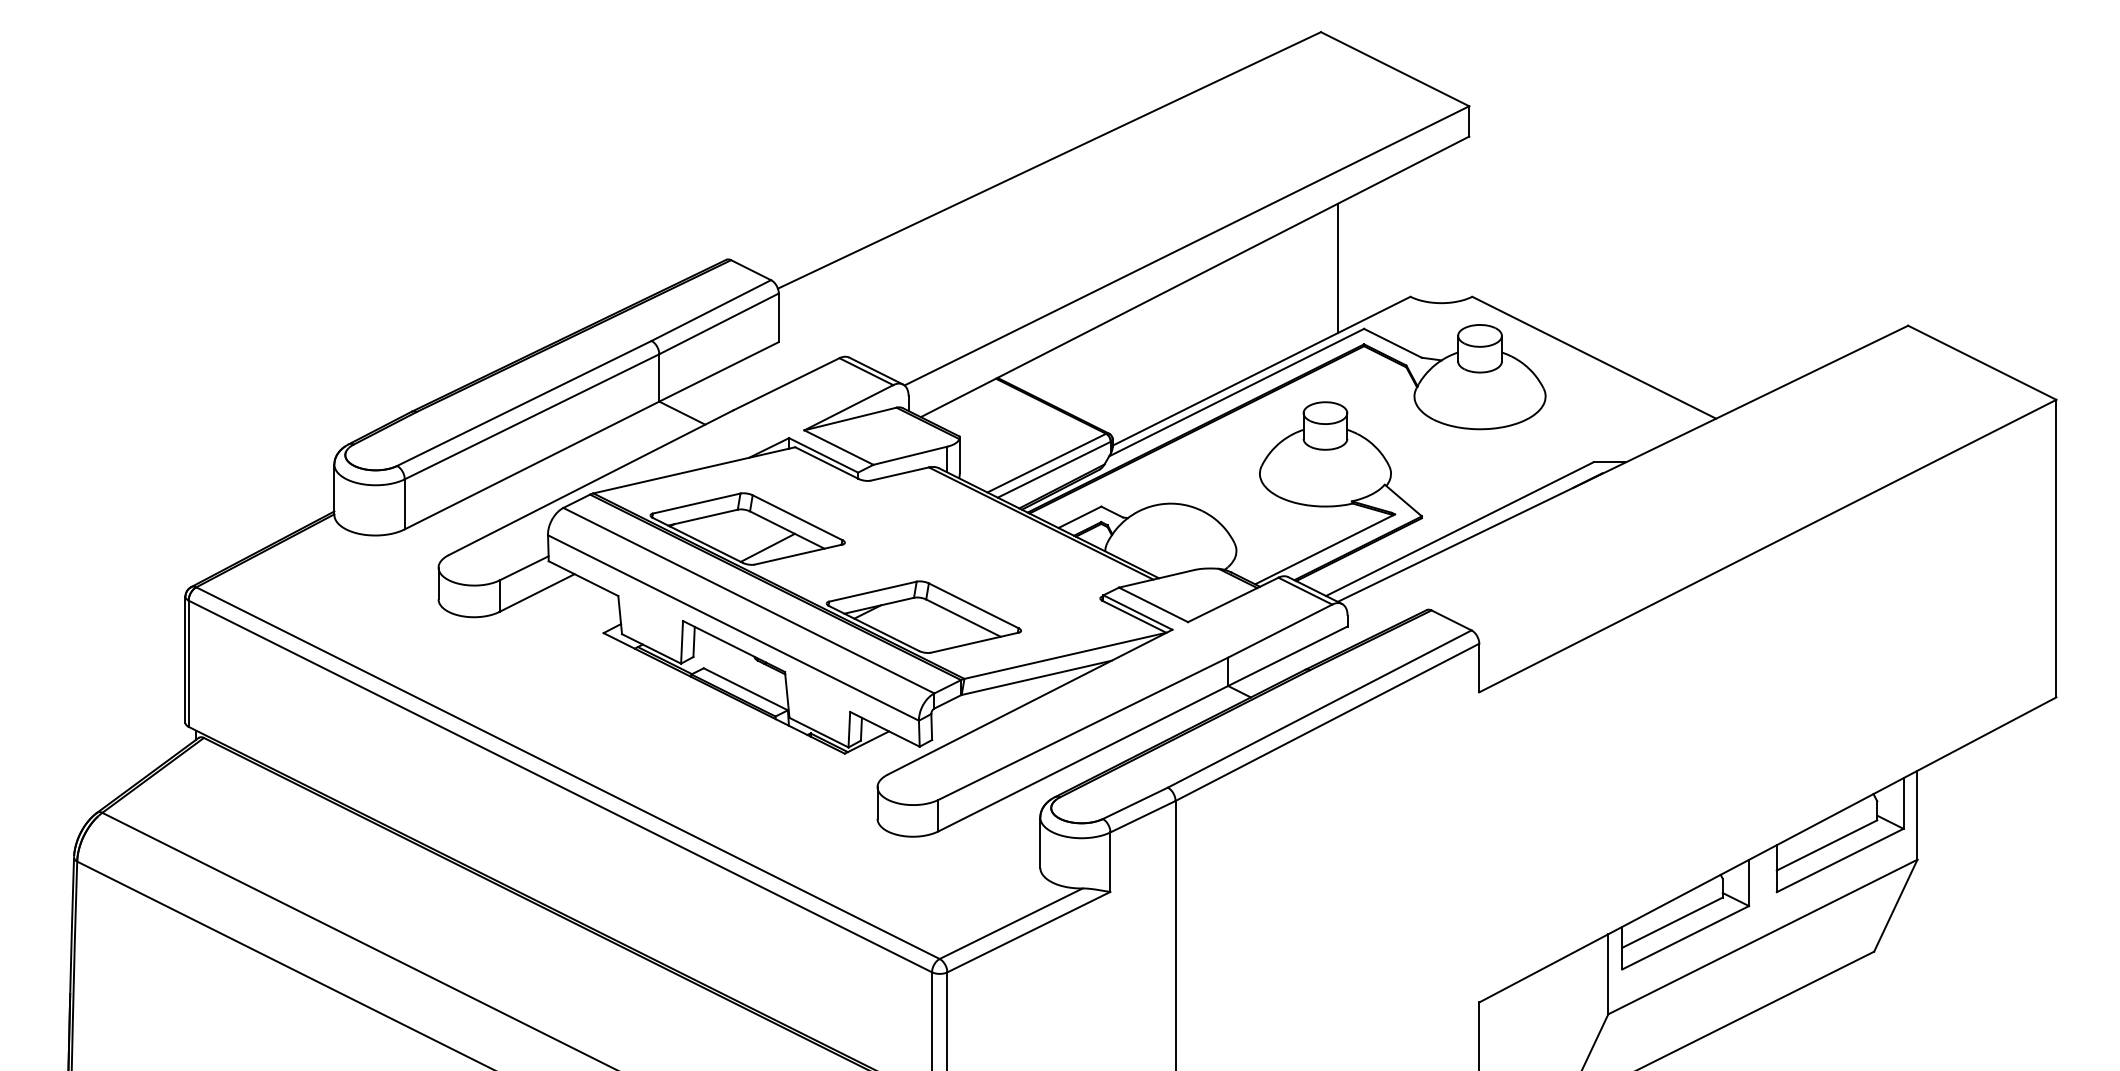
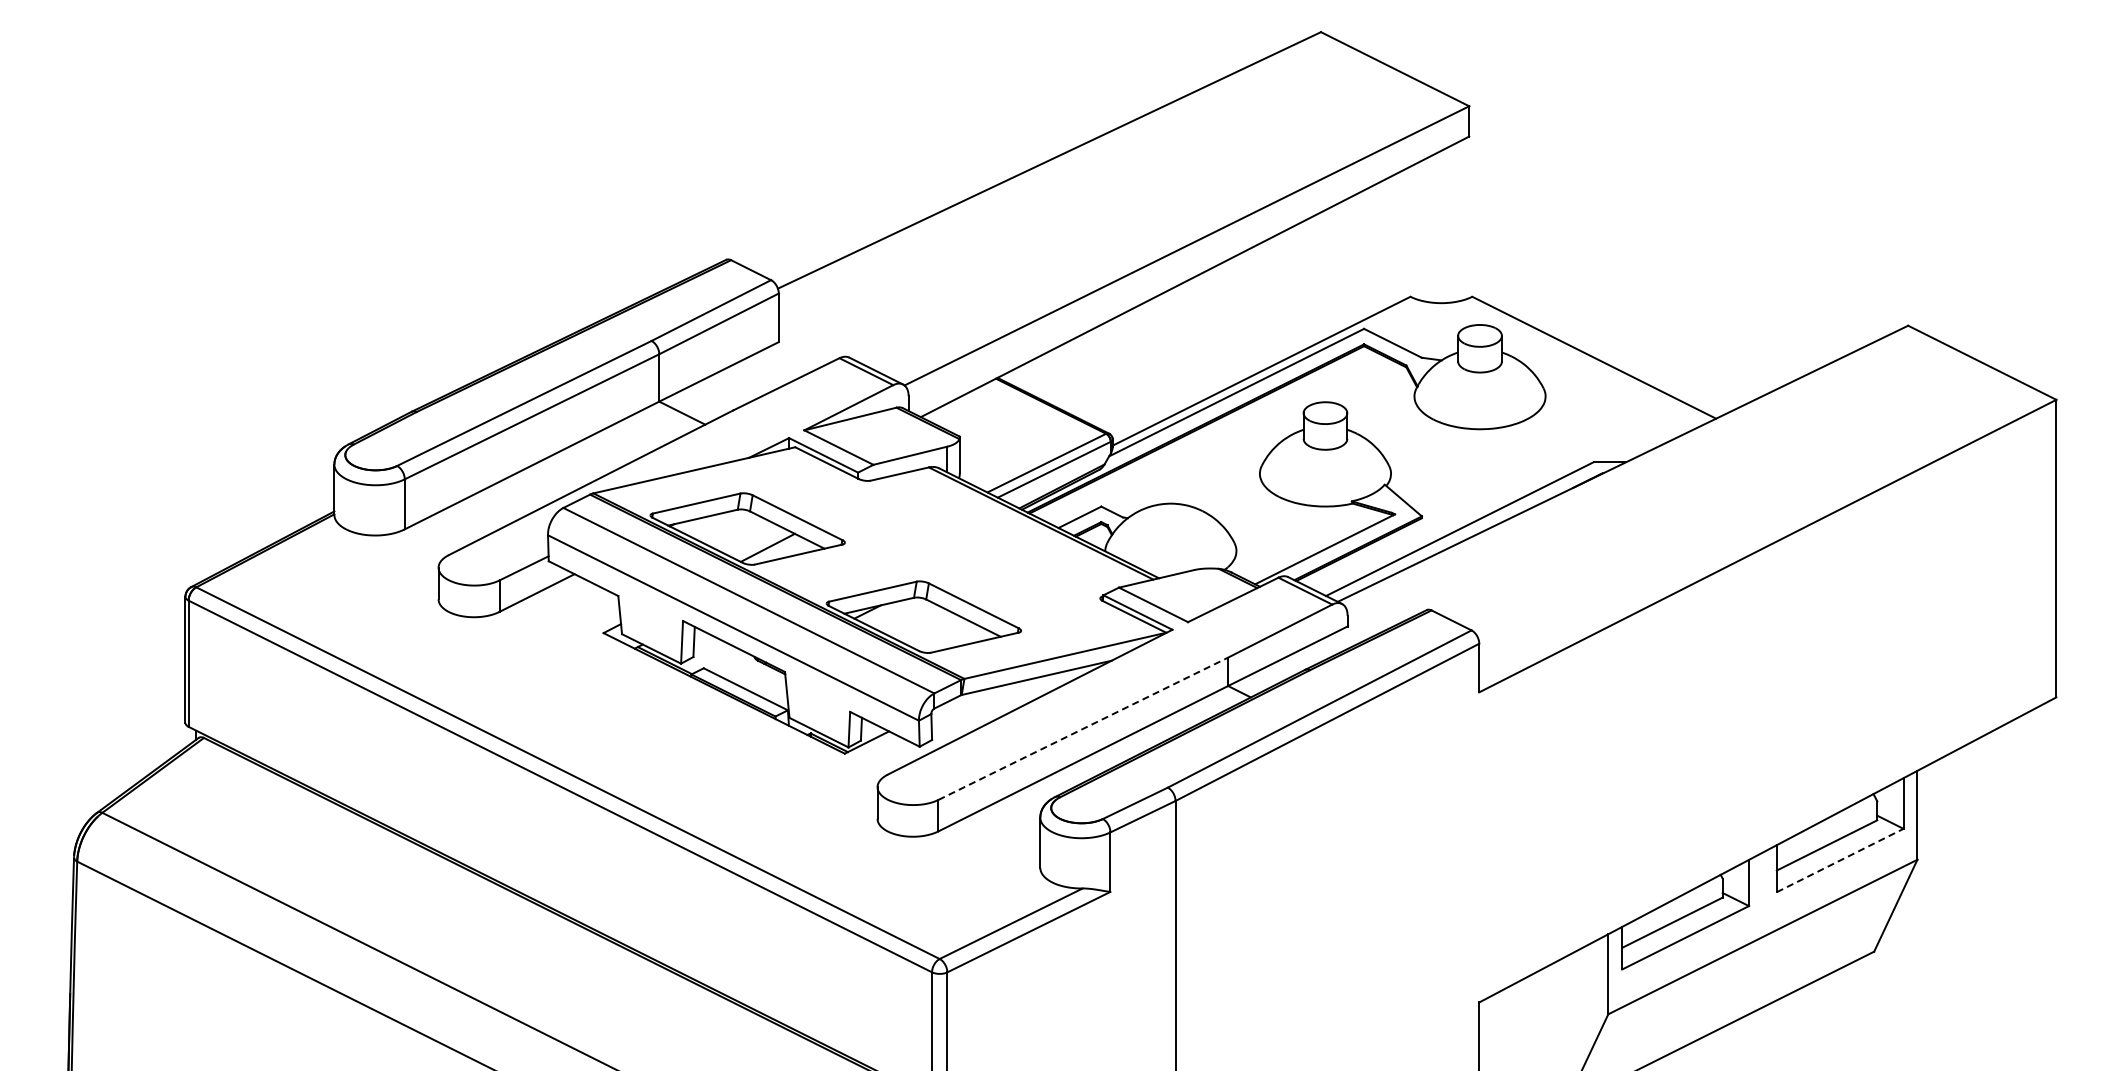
line: present -> none (1337, 268)
line: solid -> dashed (1083, 728)
line: solid -> dashed (1840, 860)
